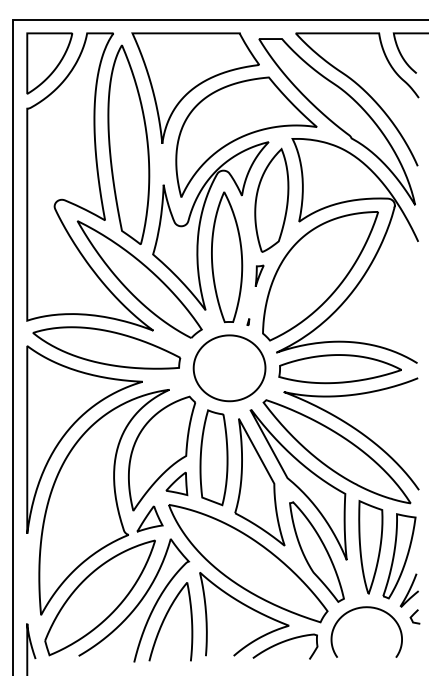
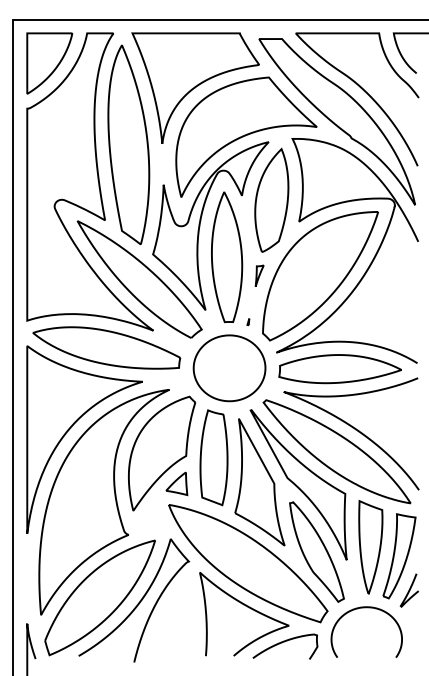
part: present -> none (149, 518)
curve: present -> none (413, 615)
curve: present -> none (165, 619)
